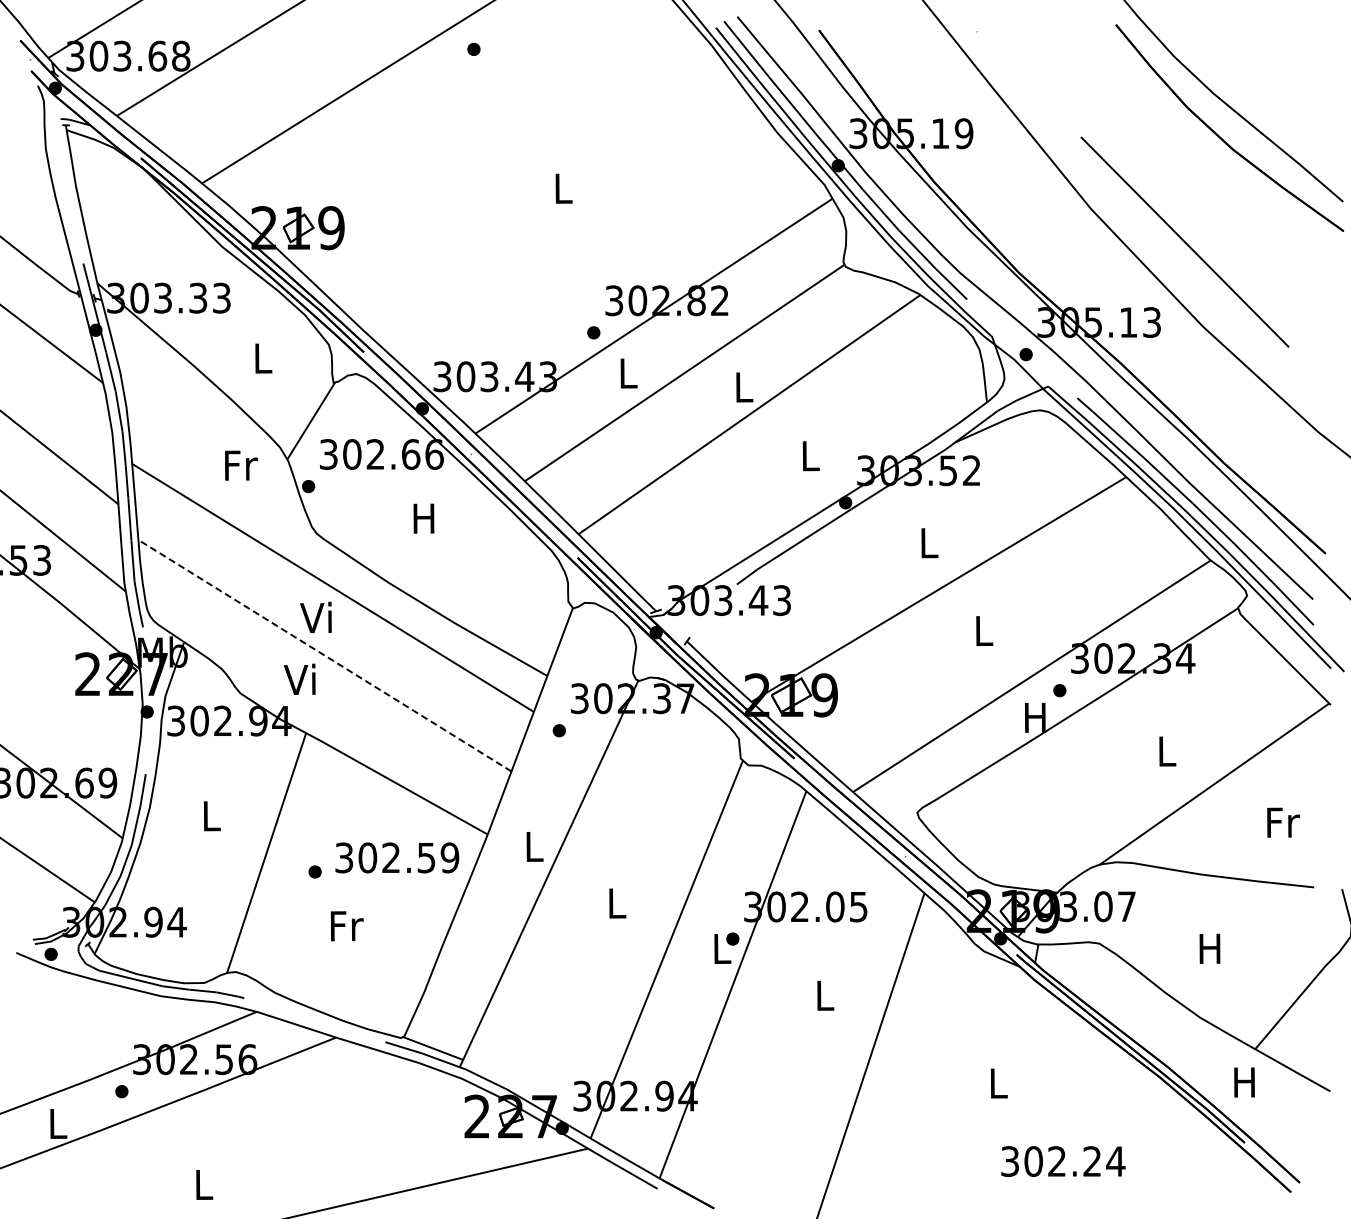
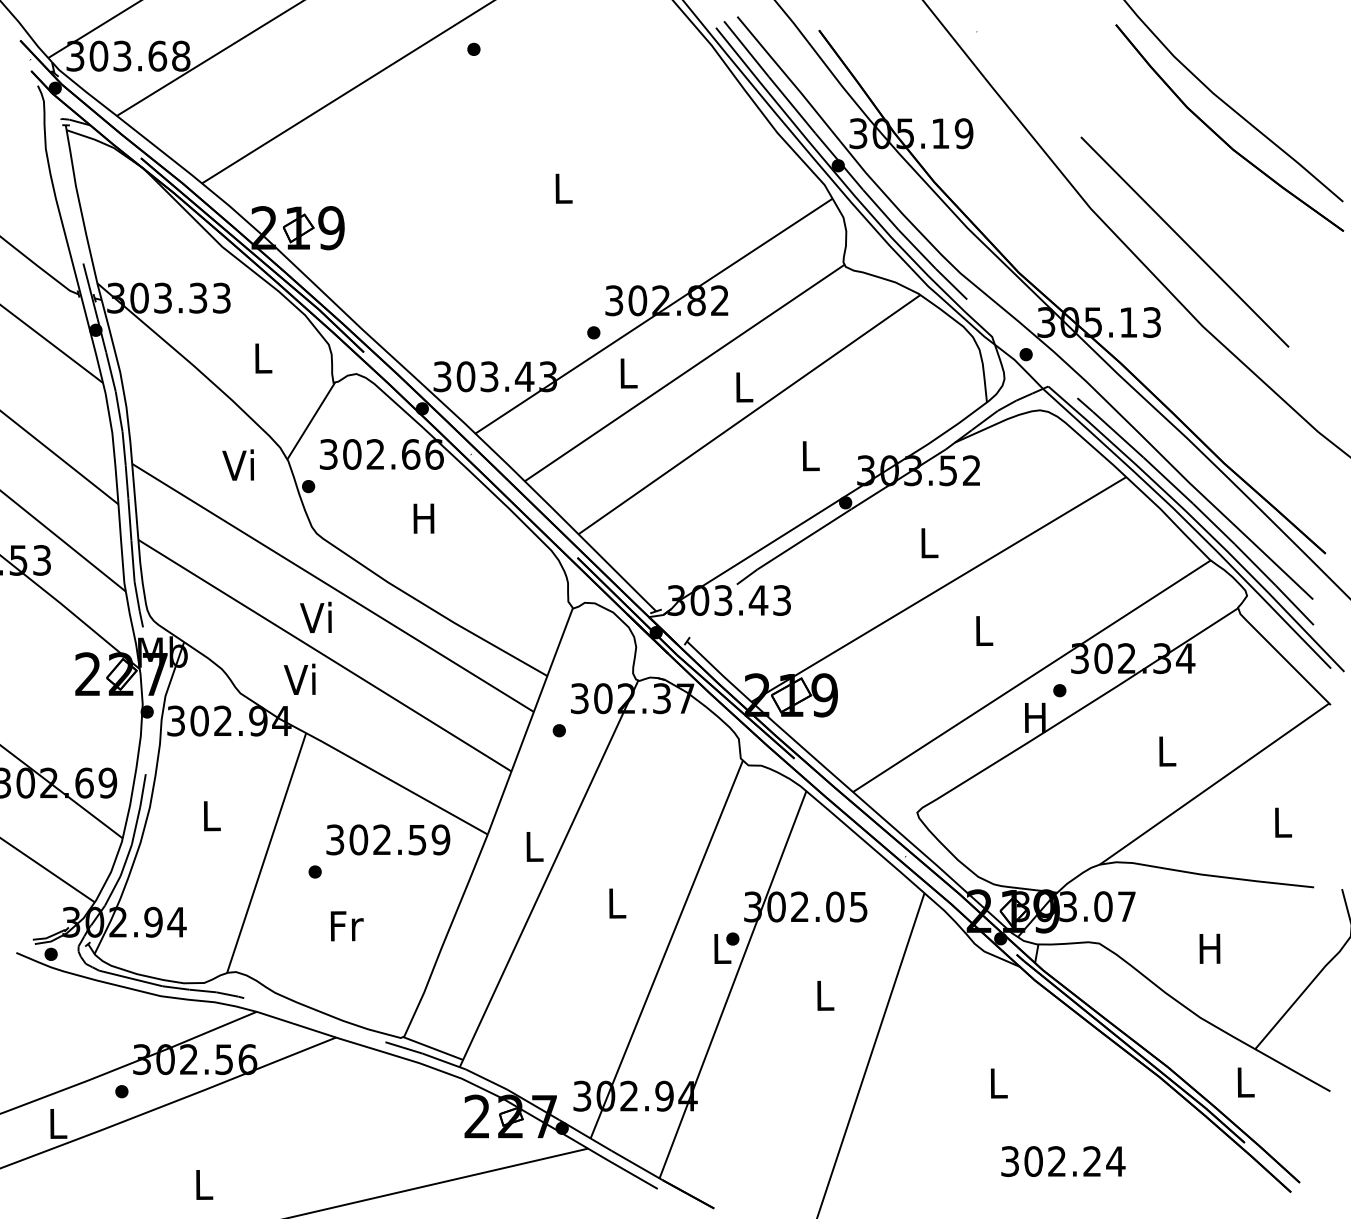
text: Fr -> Vi (239, 464)
line: dashed -> solid (324, 655)
text: Fr -> L (1283, 822)
text position: (397, 857) -> (388, 839) (388, 839)
text: H -> L (1244, 1082)
